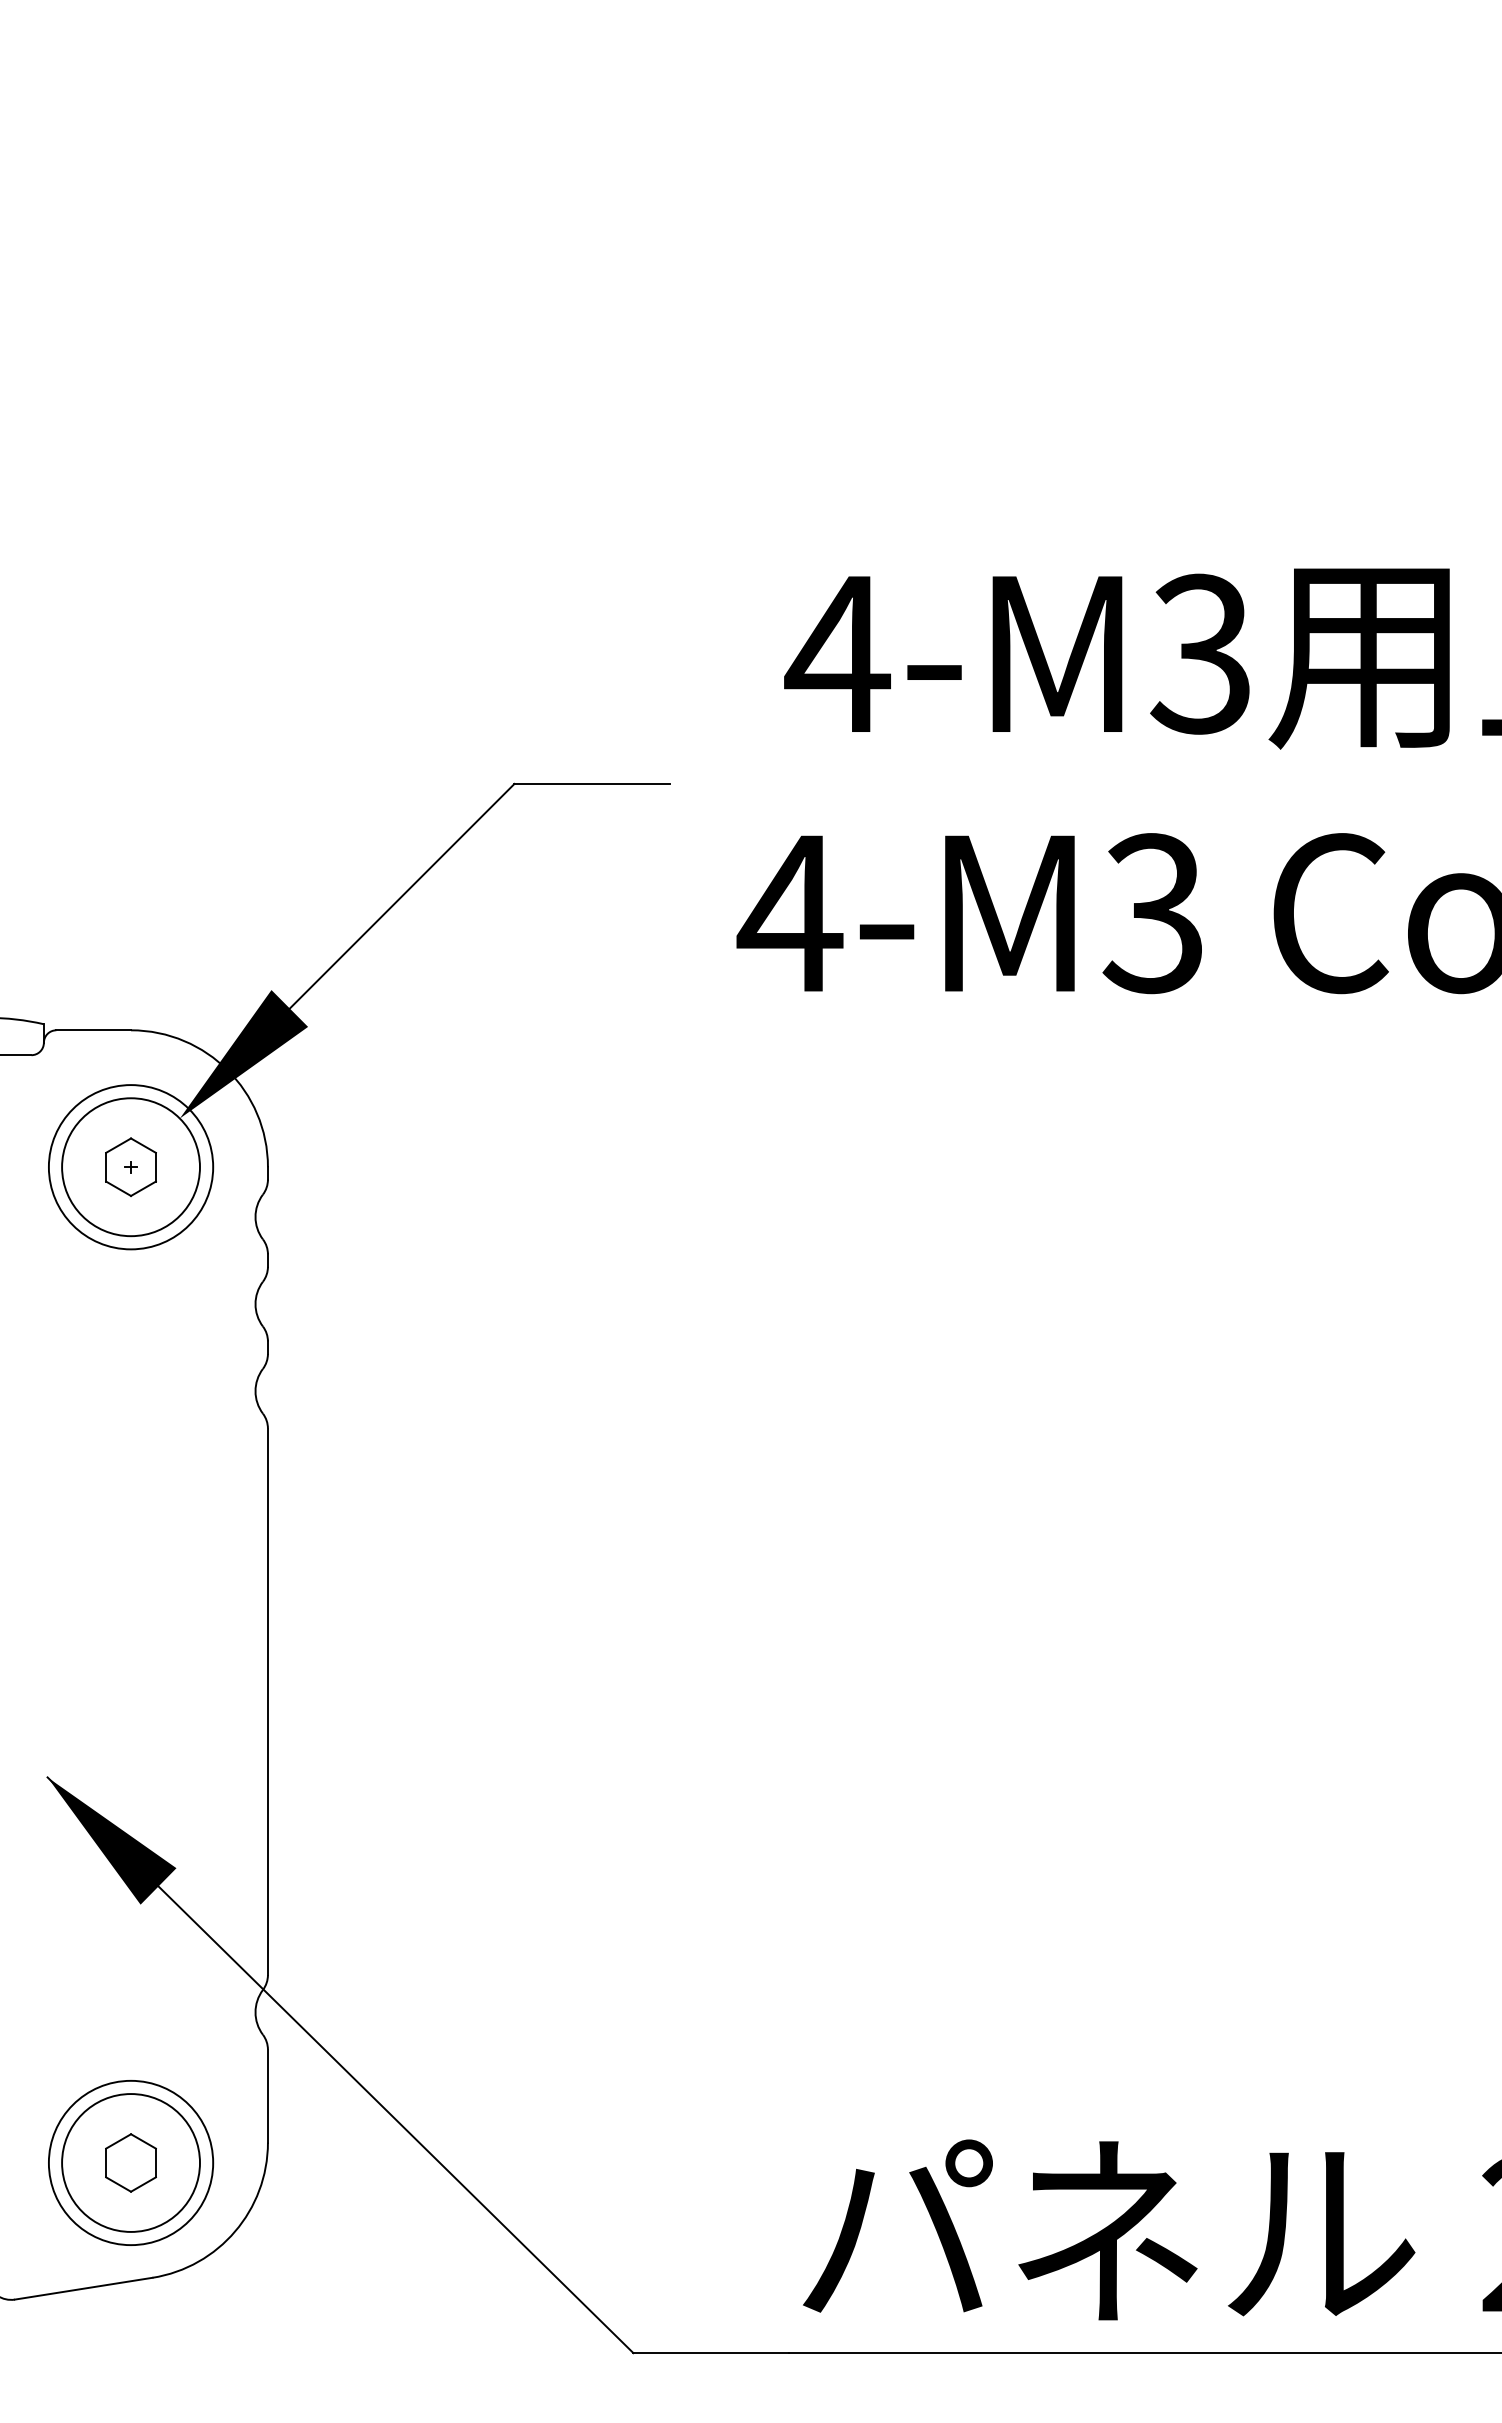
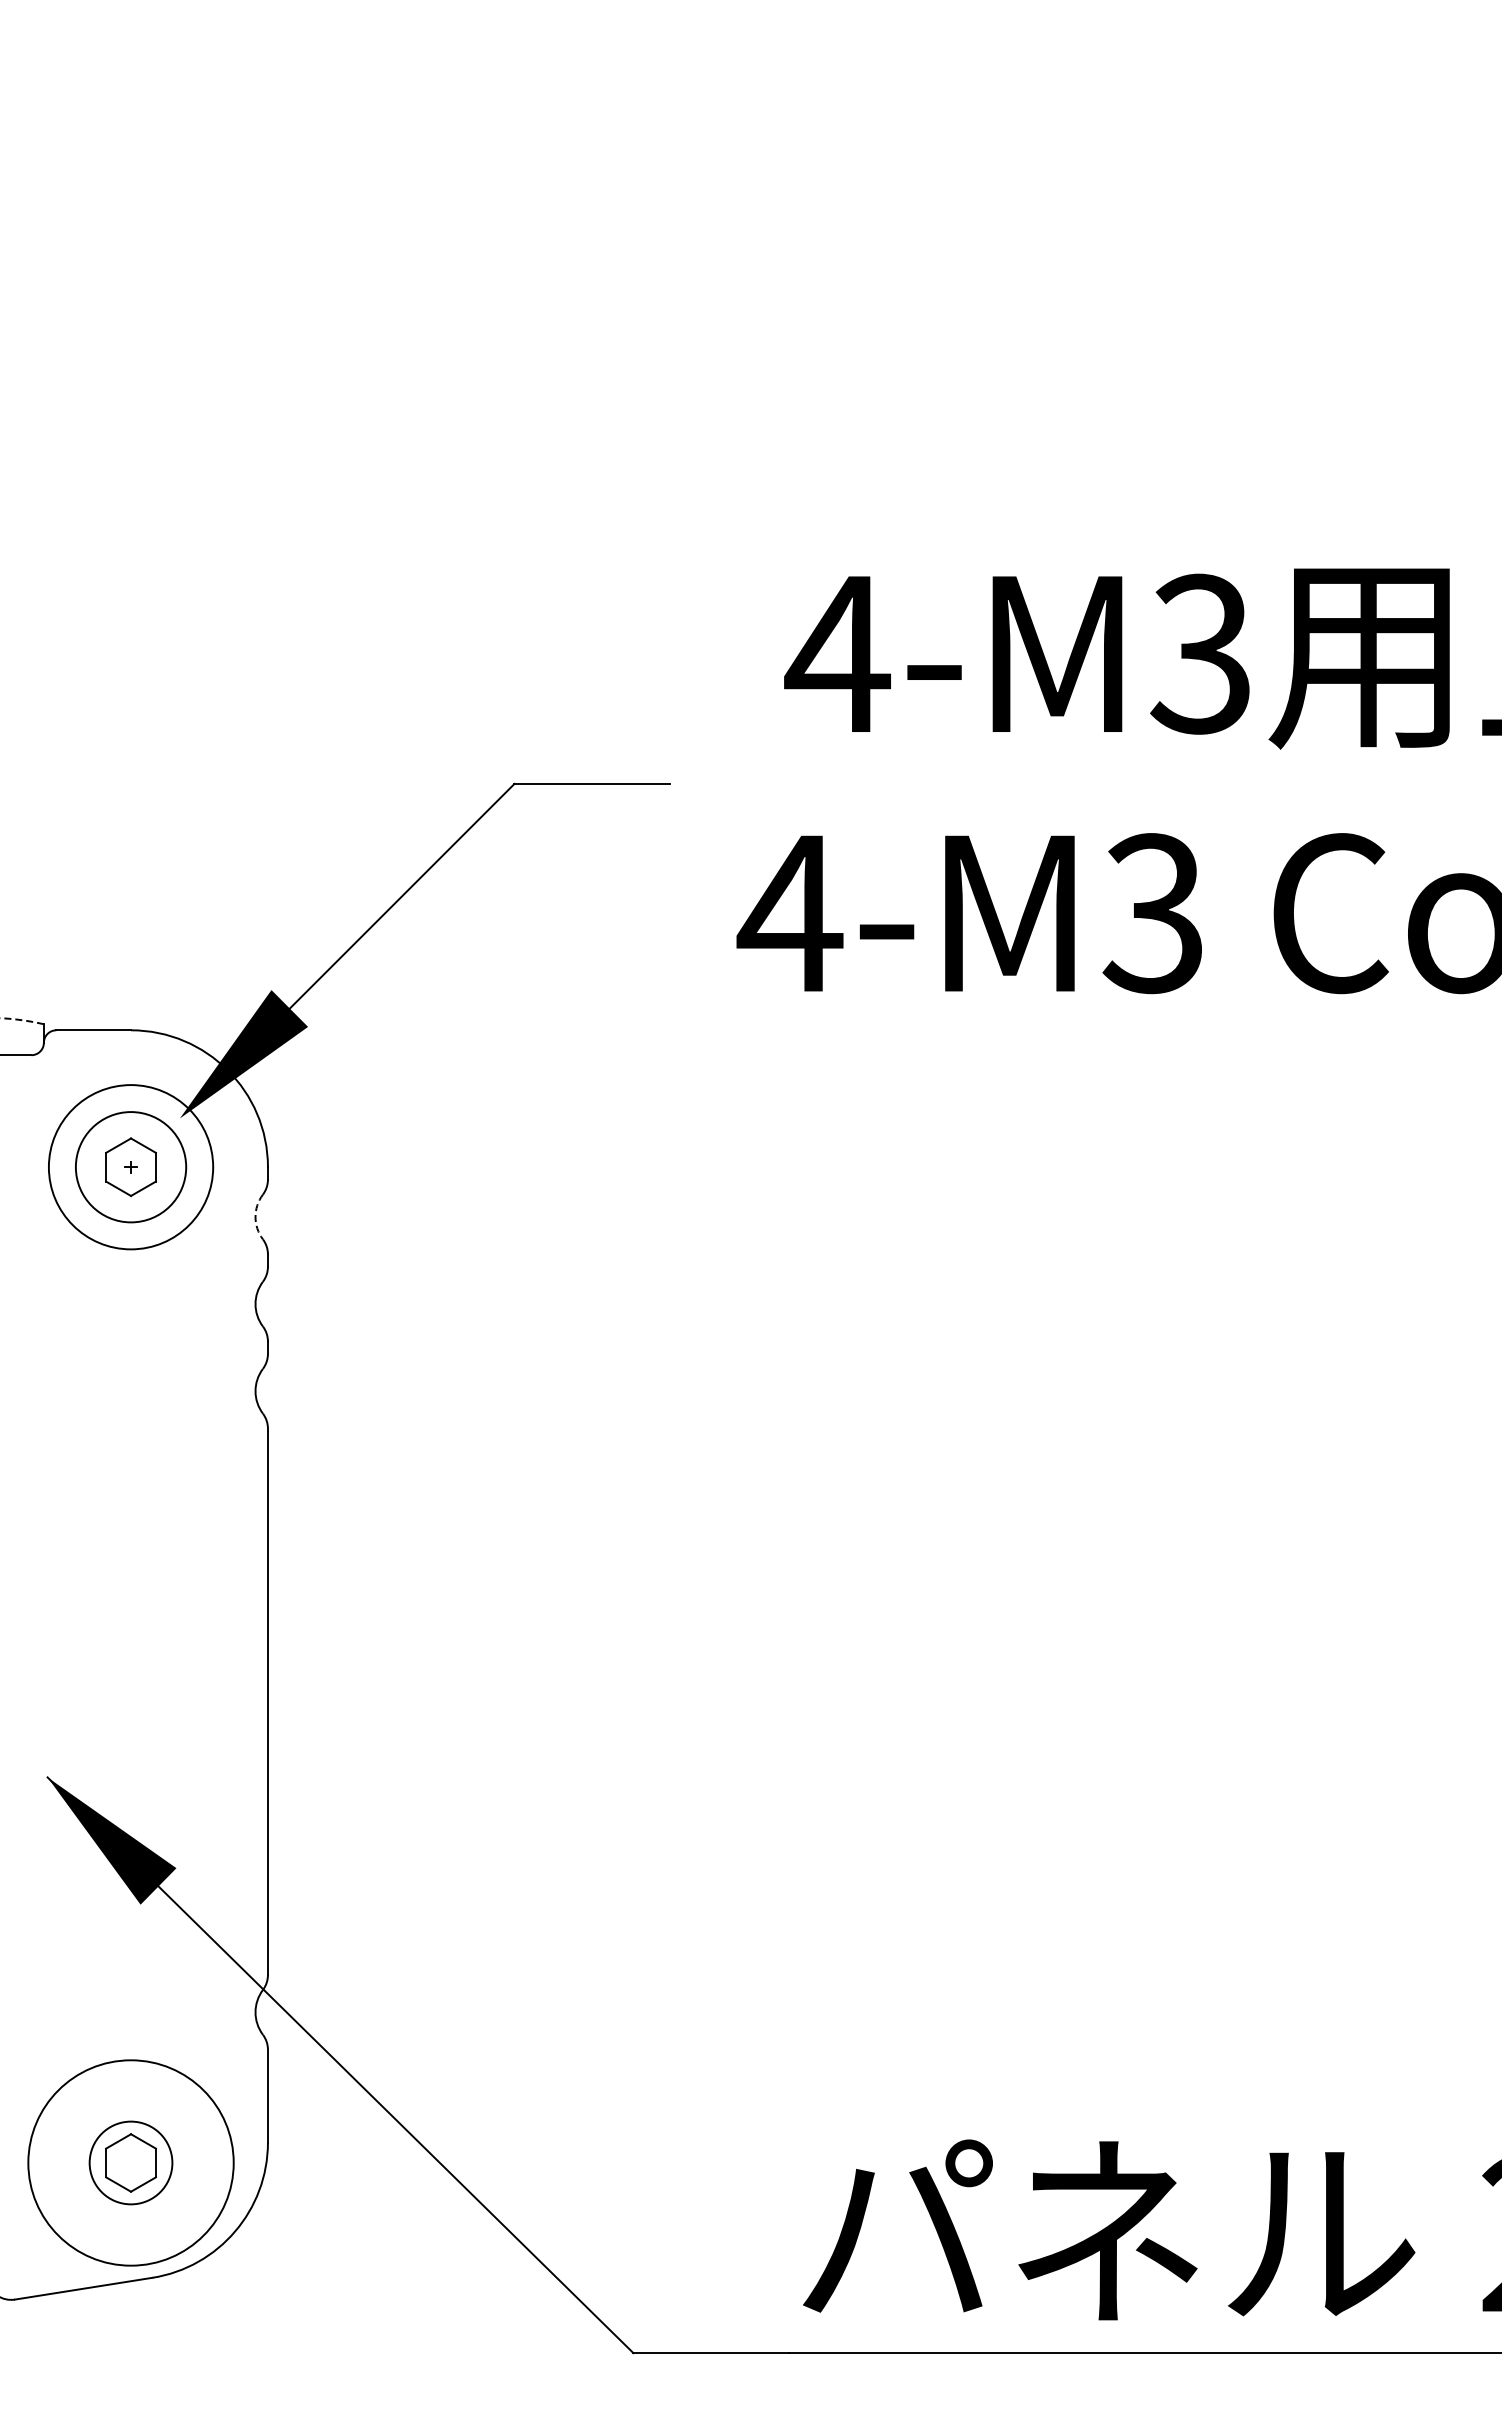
arc: solid -> dashed (21, 1020)
circle diameter: 138 px -> 110 px (130, 1167)
arc: solid -> dashed (255, 1217)
circle diameter: 164 px -> 205 px (130, 2162)
circle diameter: 138 px -> 83 px (130, 2162)
